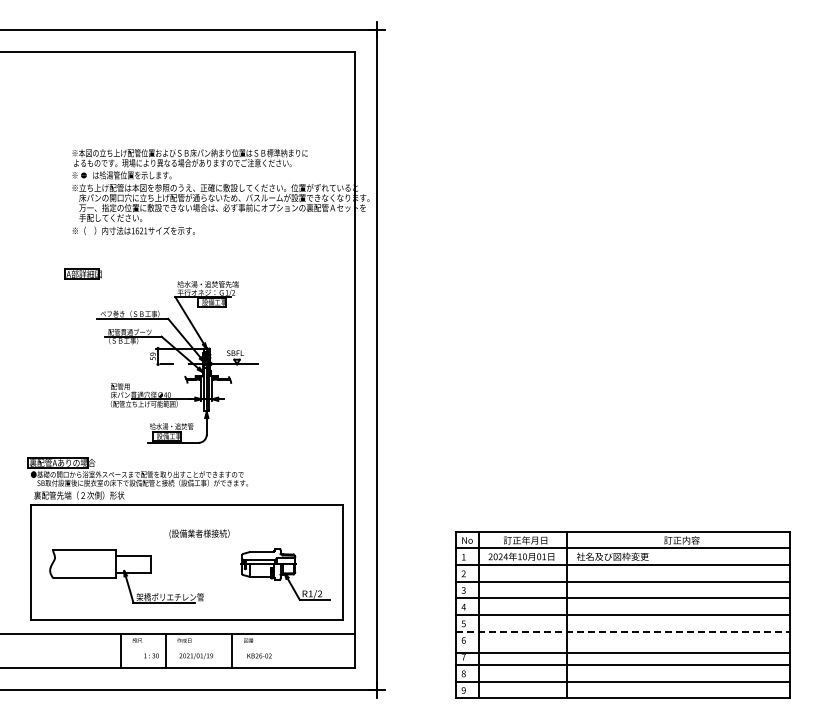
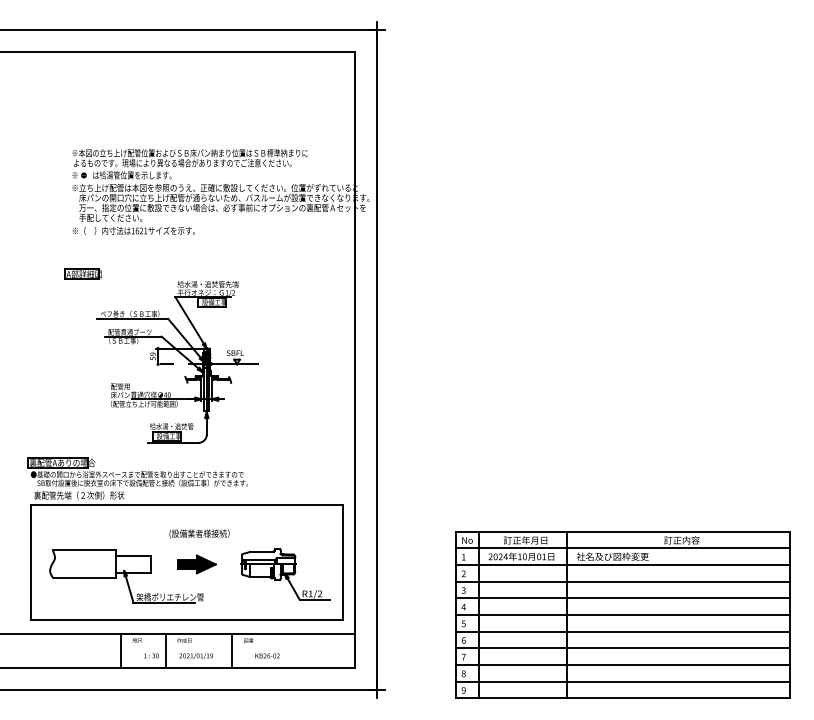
part: none -> present (196, 564)
line: dashed -> solid (622, 631)
line position: (622, 653) -> (622, 648) (622, 648)
text position: (259, 655) -> (267, 655) (267, 655)
